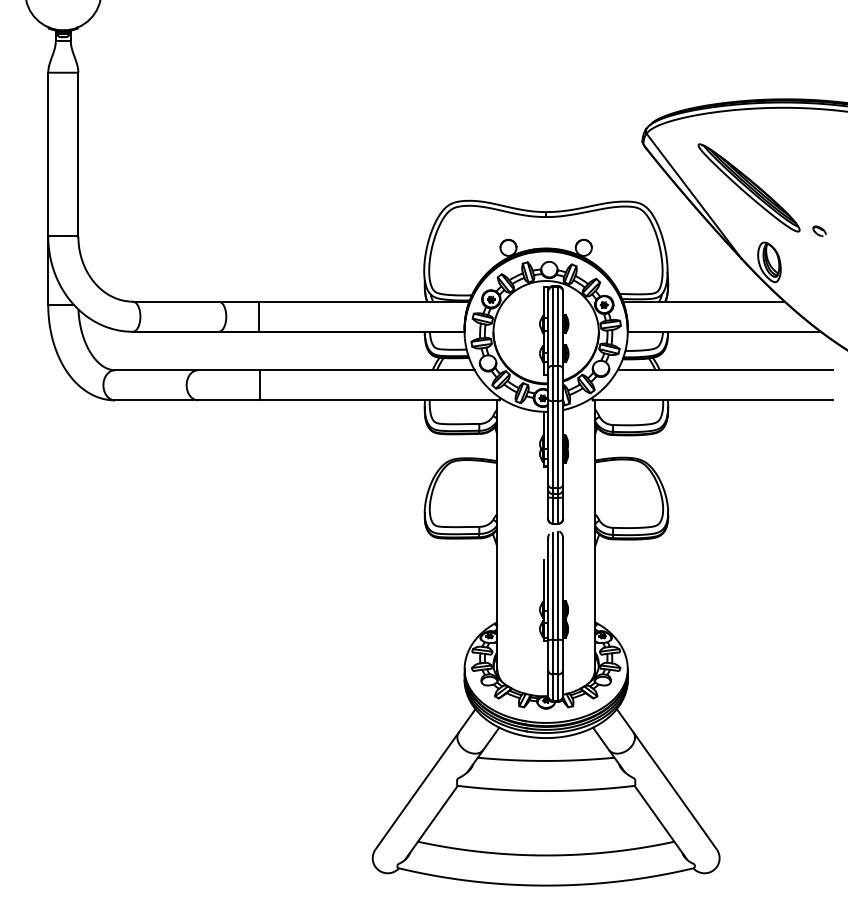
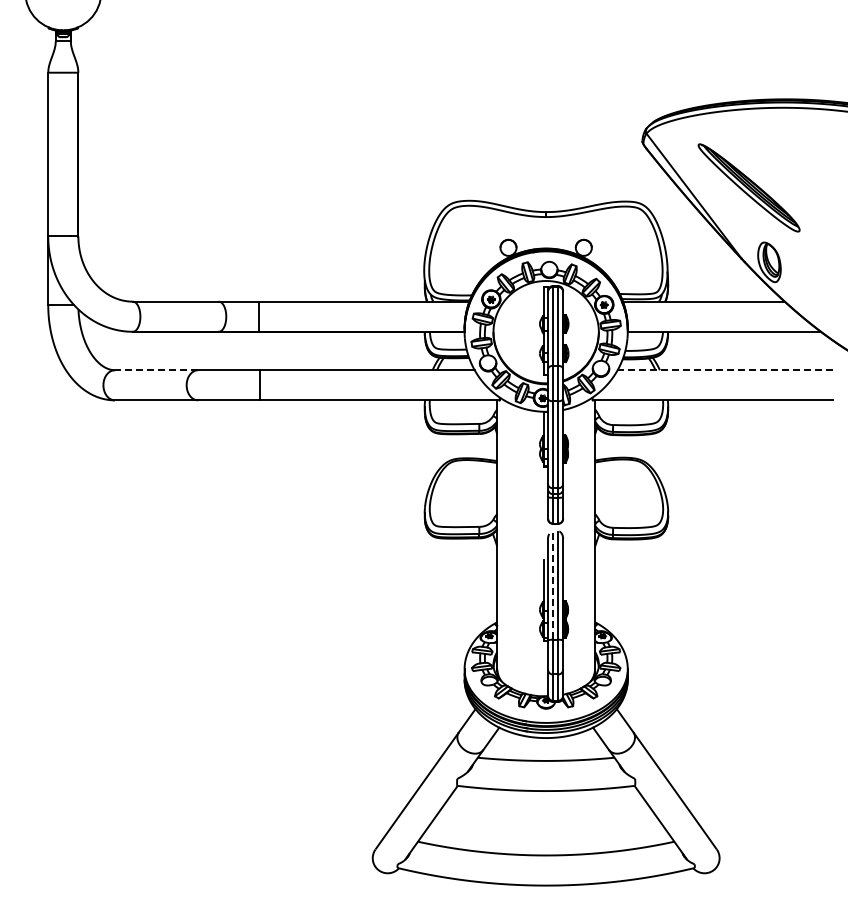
part: present -> none (819, 231)
line: solid -> dashed (156, 370)
line: solid -> dashed (724, 370)
line: solid -> dashed (553, 586)
